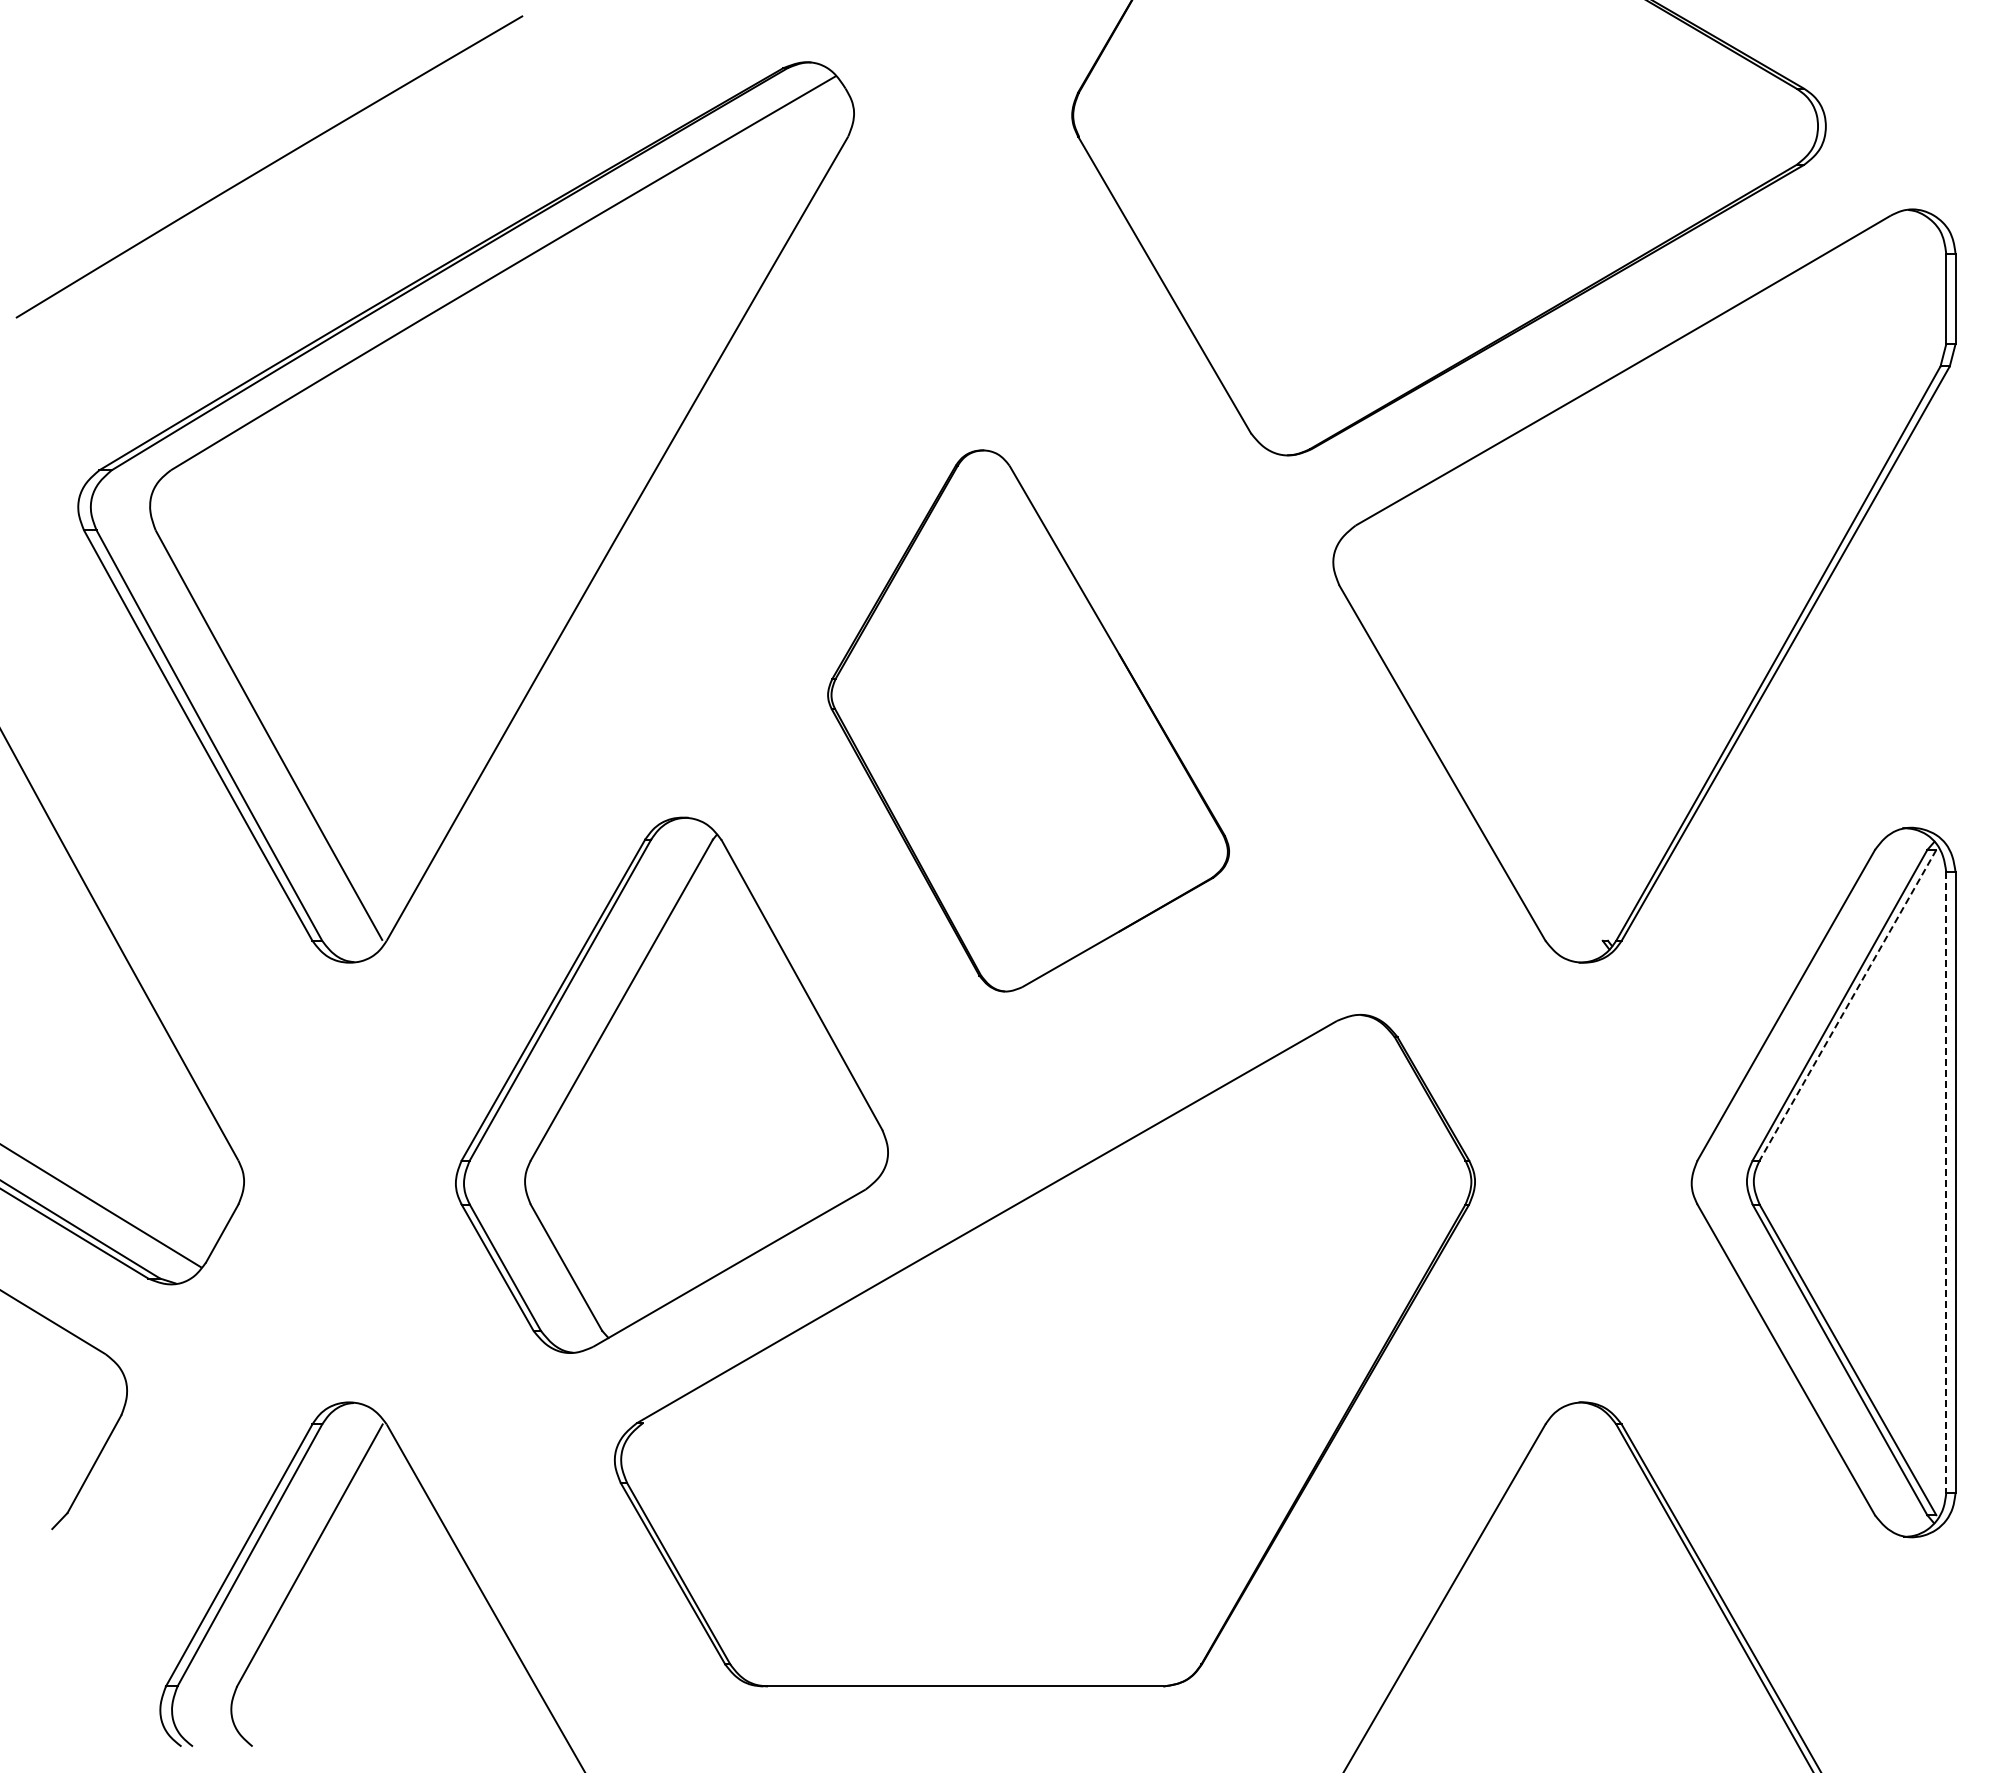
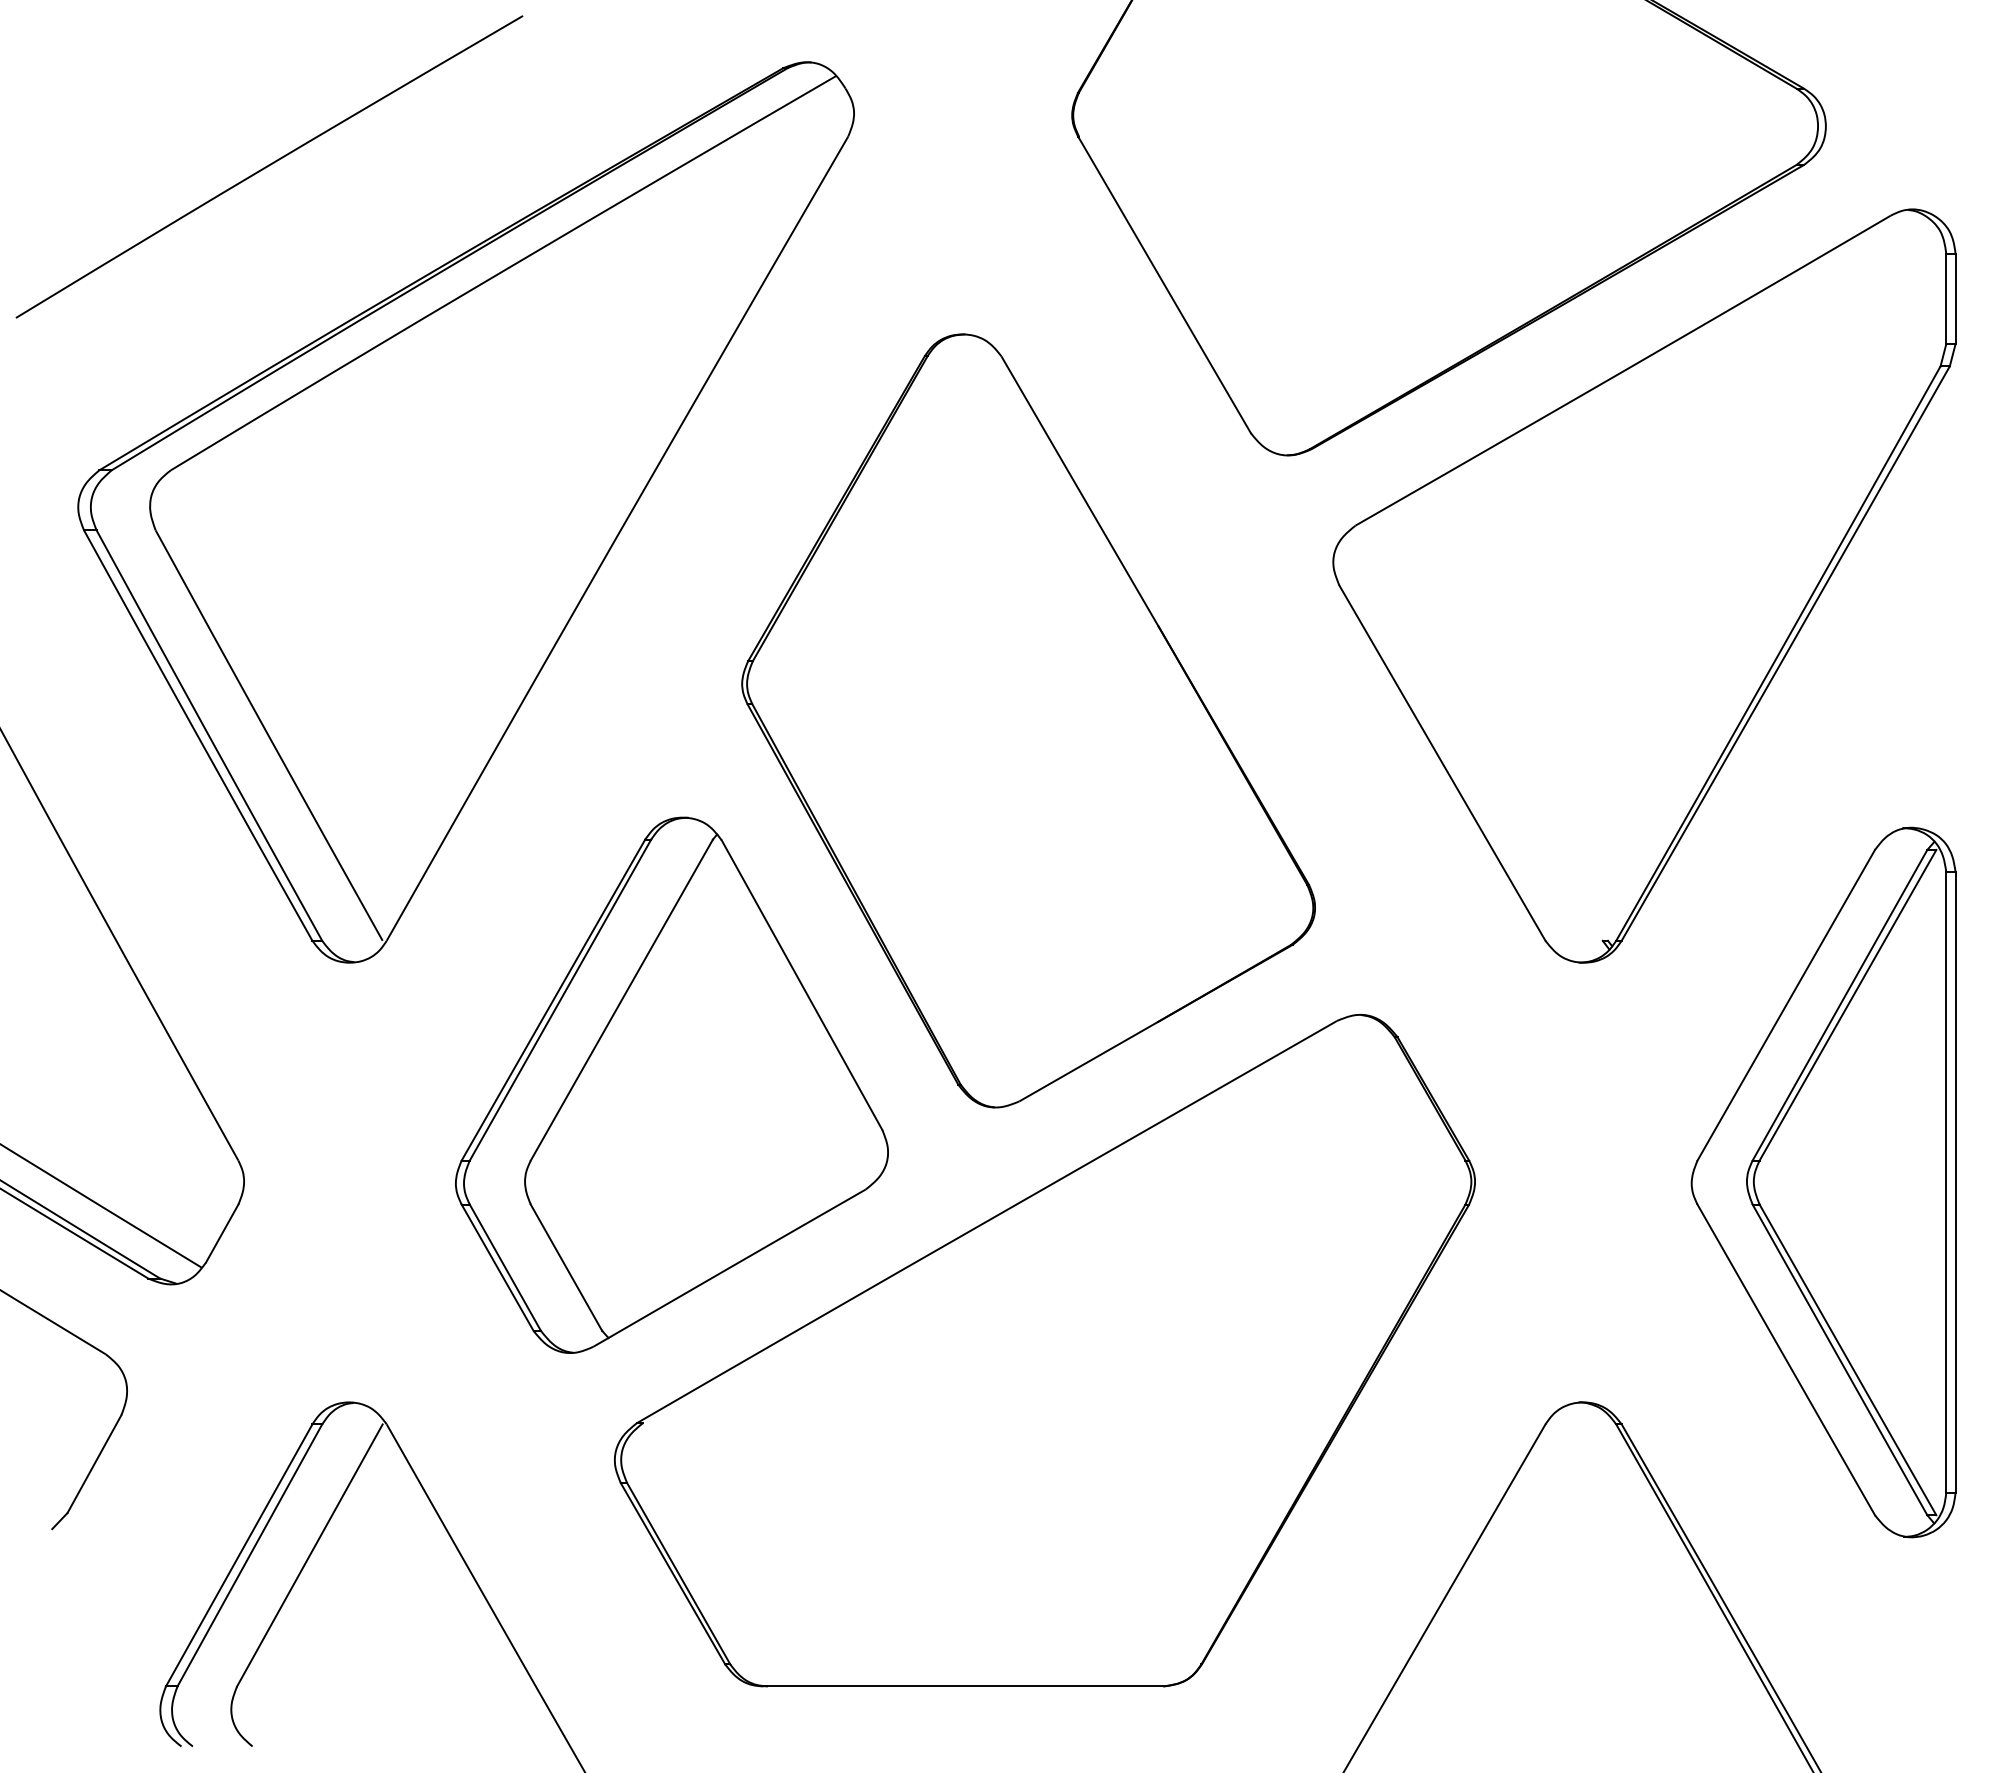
part size: 403x544 px -> 575x776 px (1028, 720)
line: dashed -> solid (1848, 1005)
line: dashed -> solid (1946, 1182)
